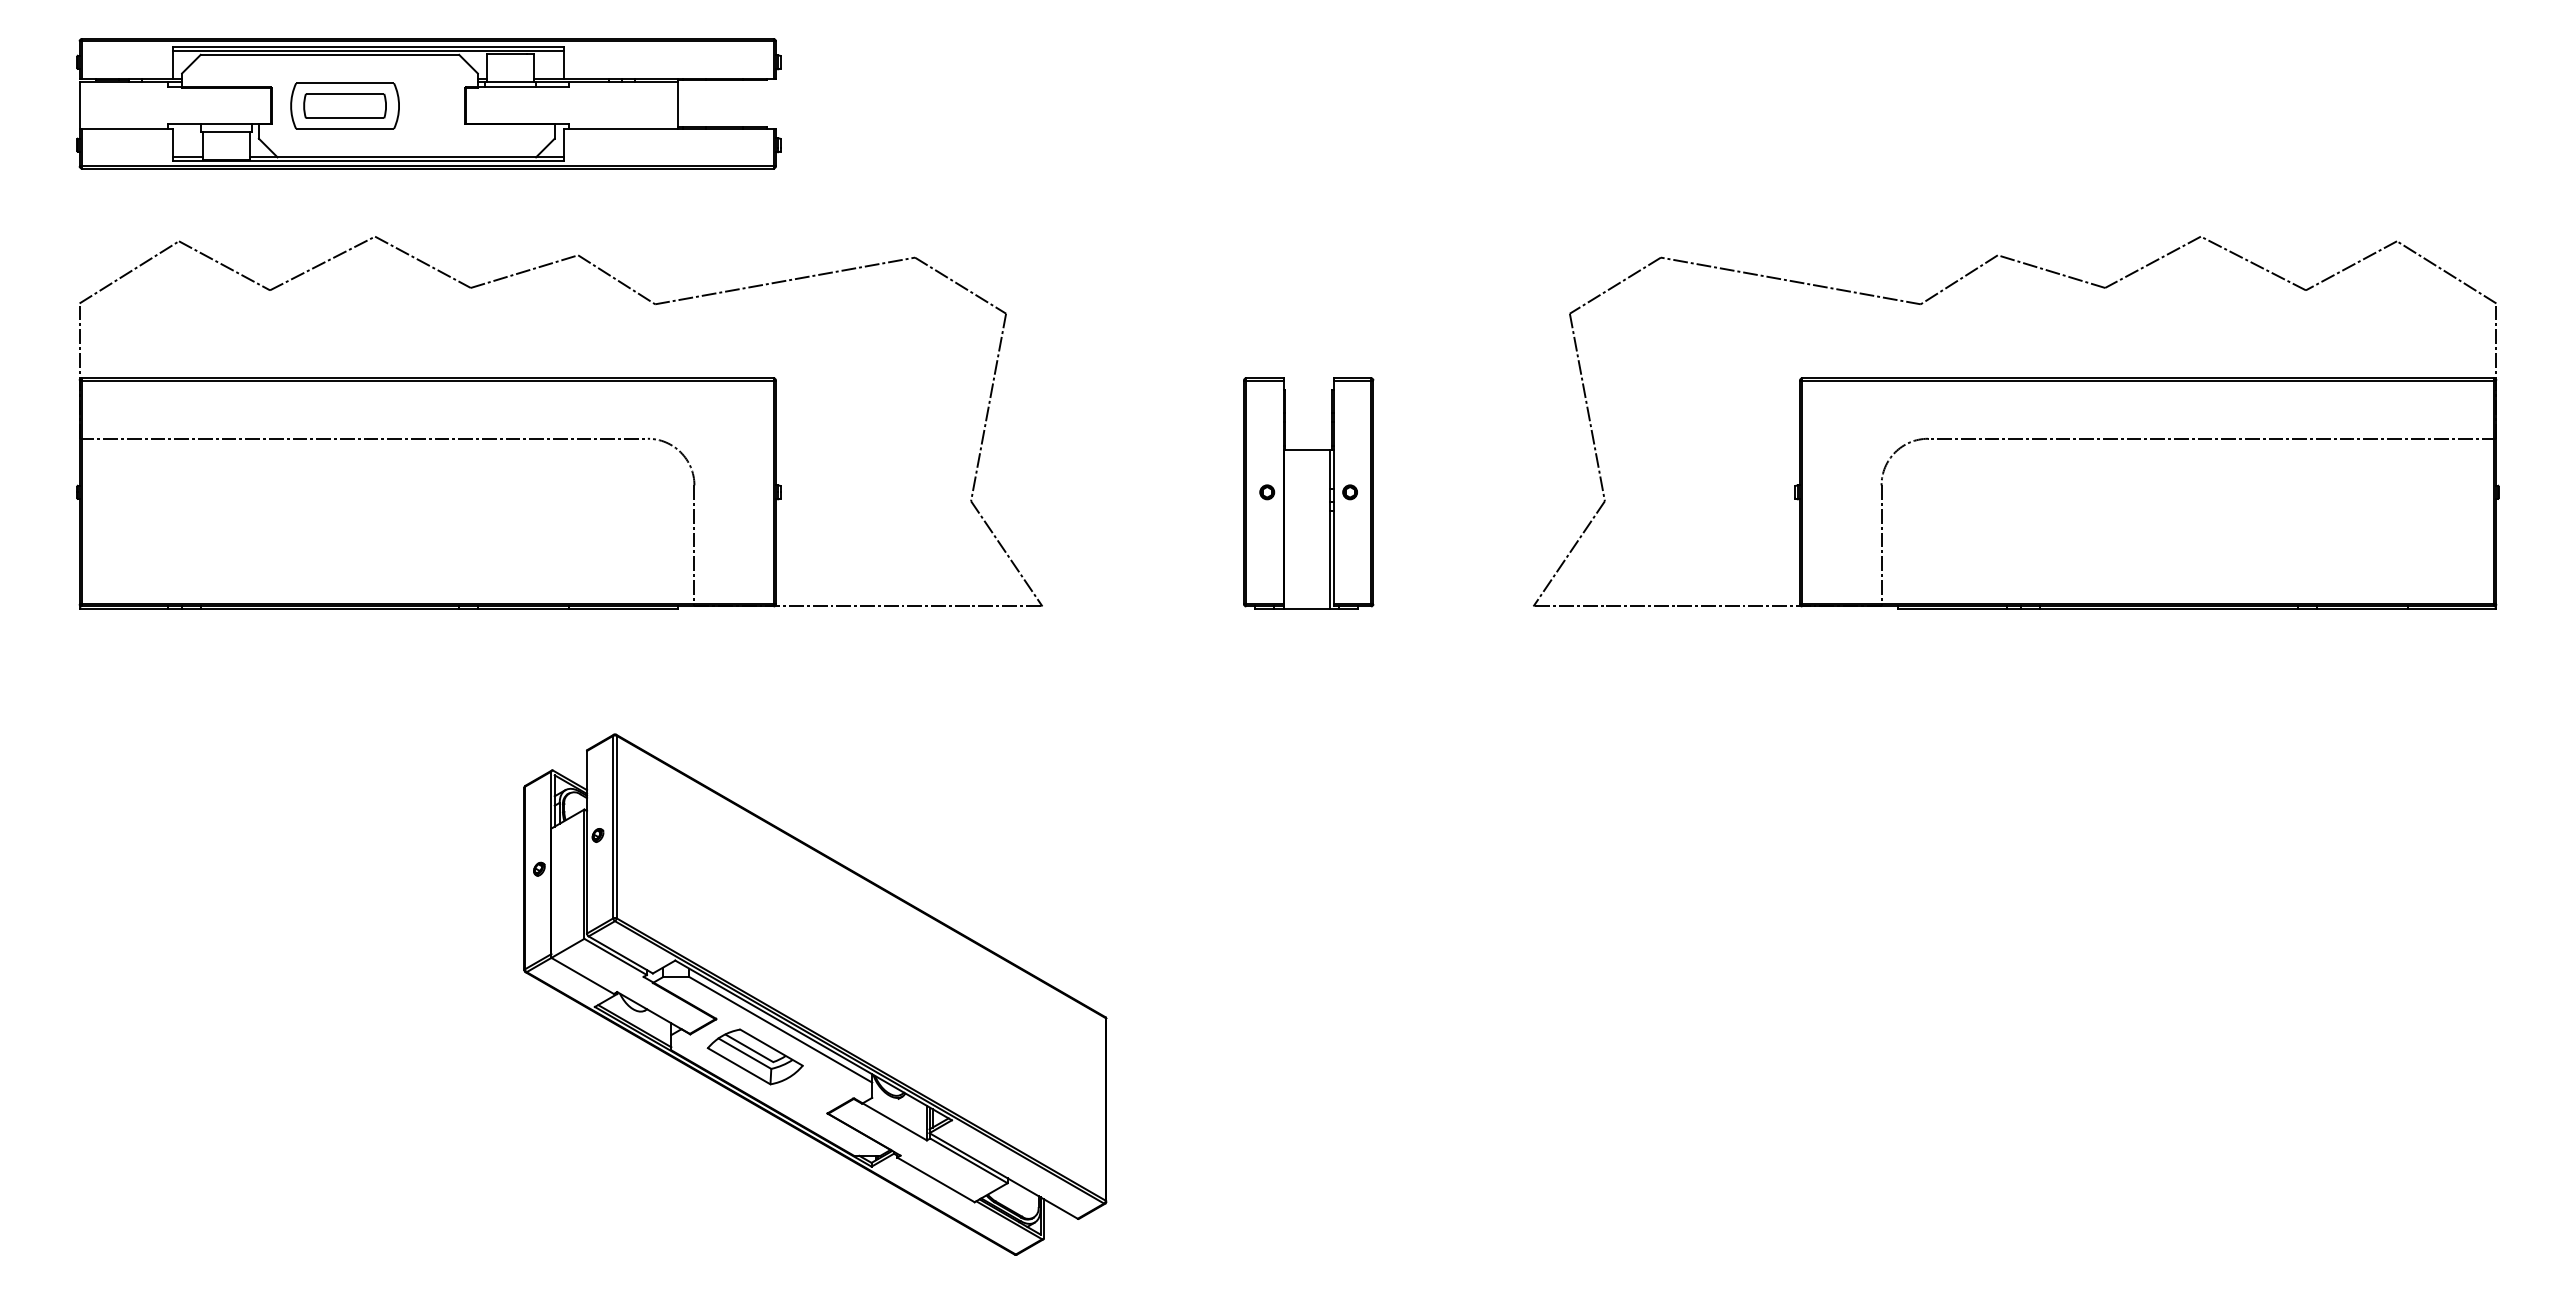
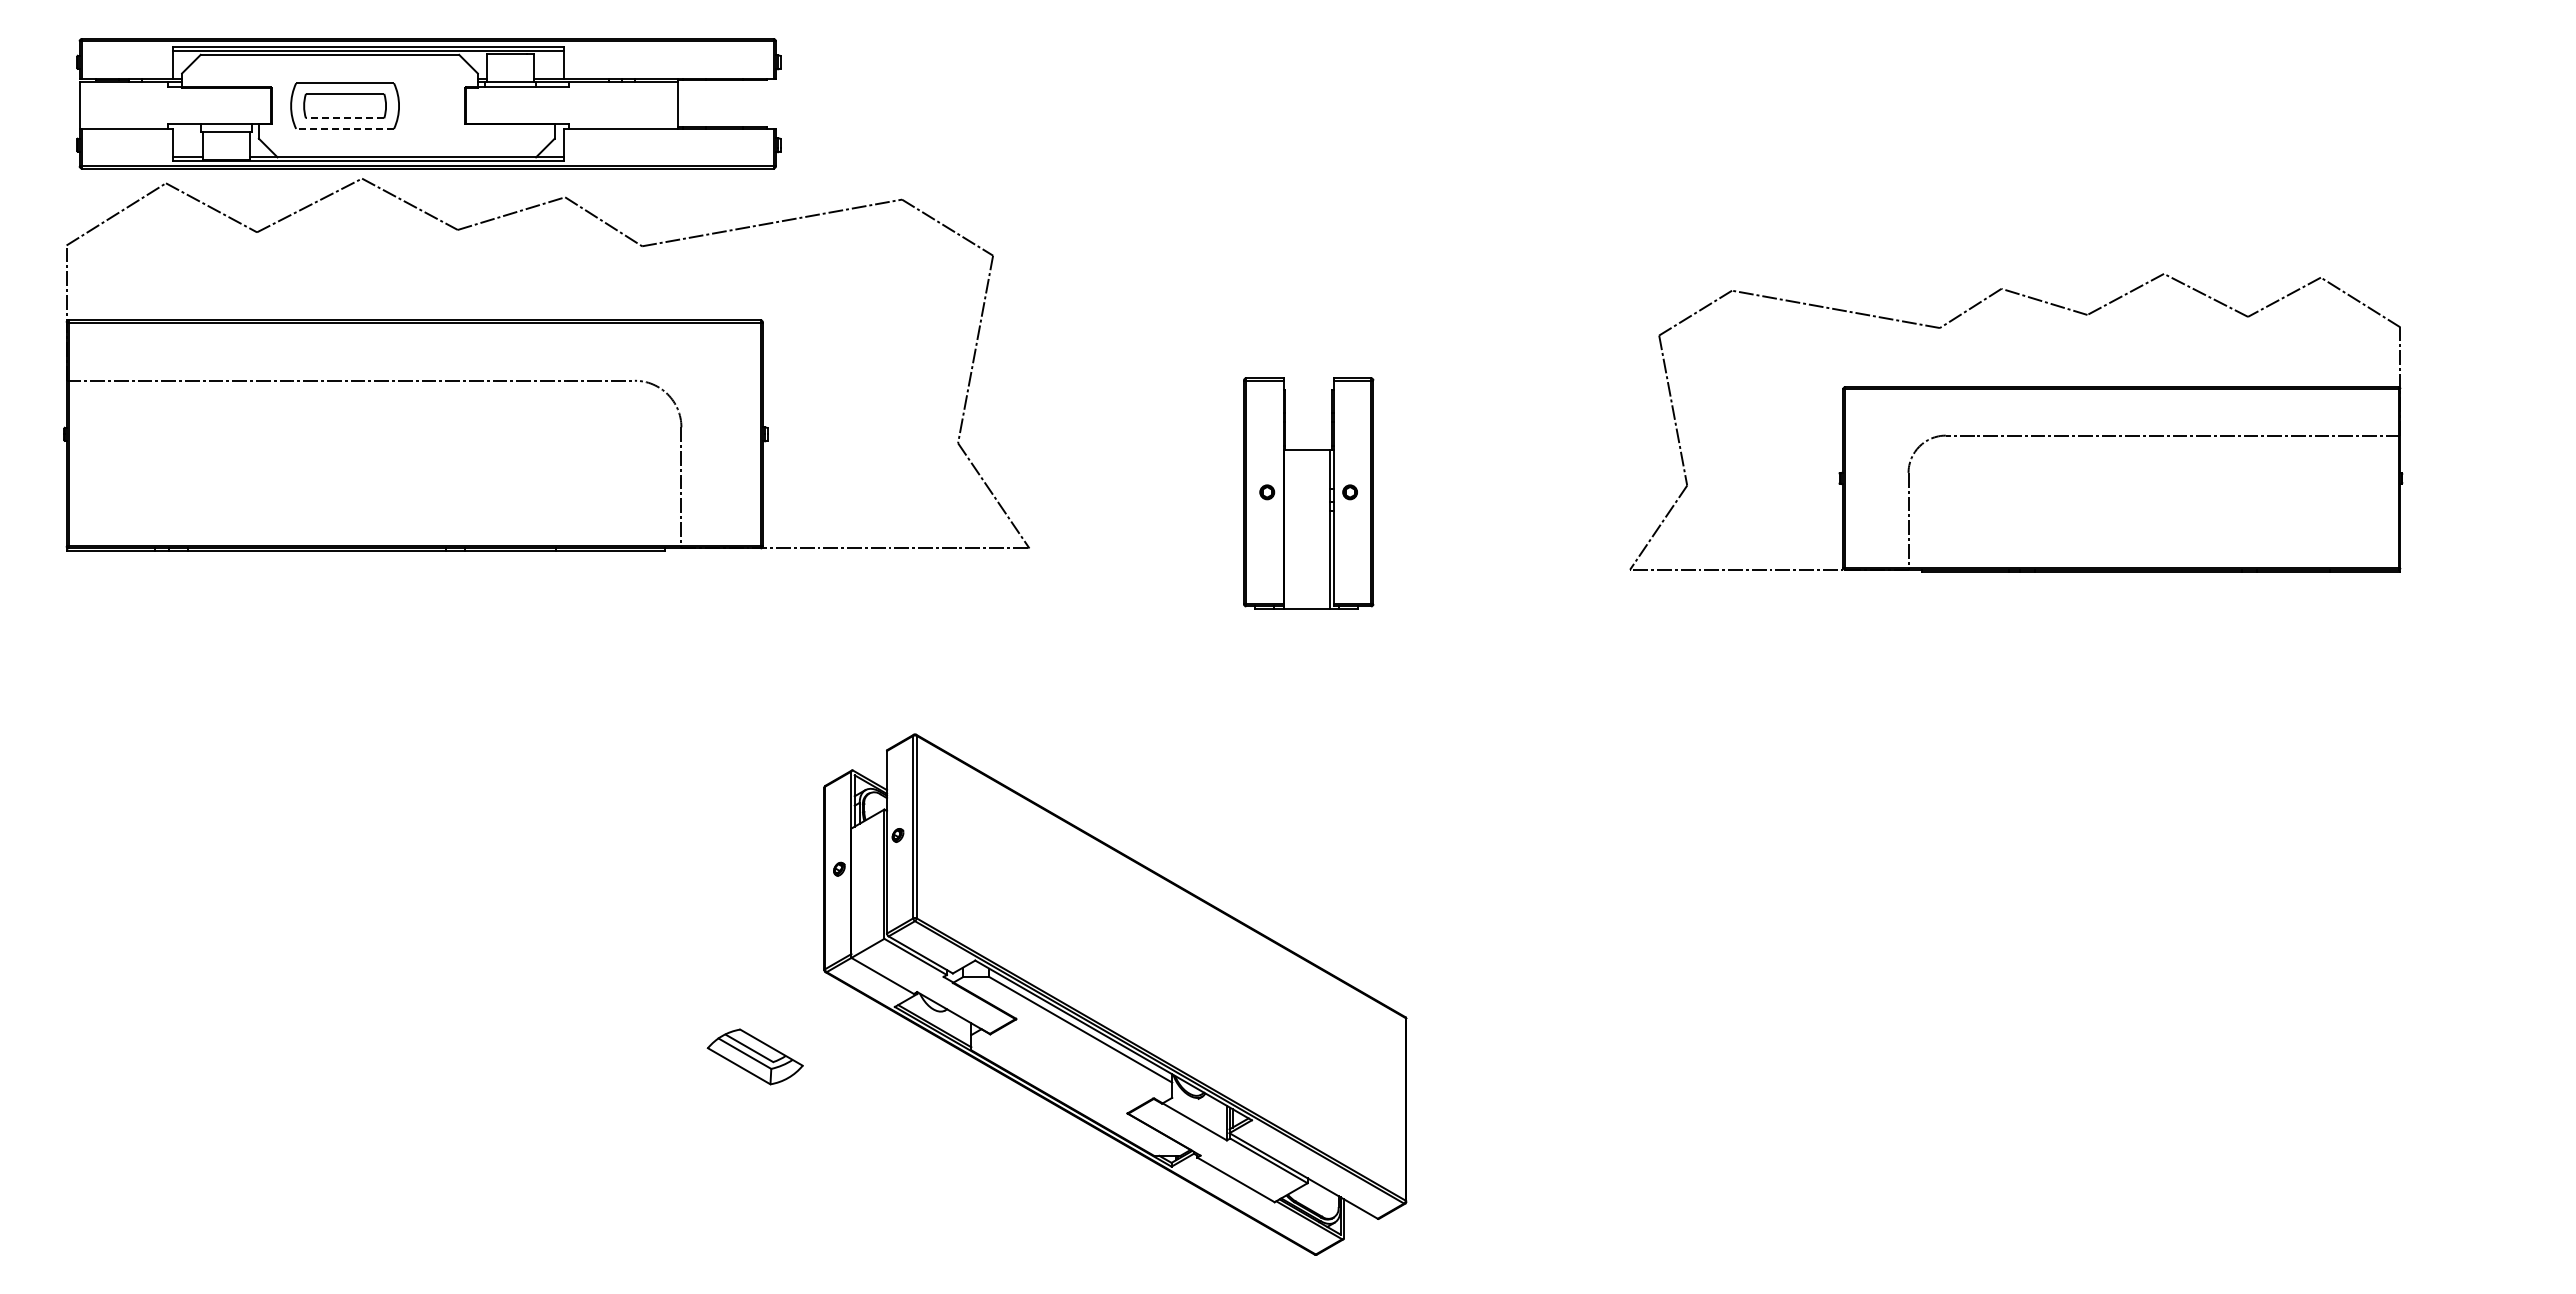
line: solid -> dashed (344, 118)
line: solid -> dashed (345, 128)
part position: (559, 422) -> (546, 364) (546, 364)
part size: 967x374 px -> 775x300 px (2016, 422)
part position: (815, 994) -> (1115, 994) (1115, 994)
